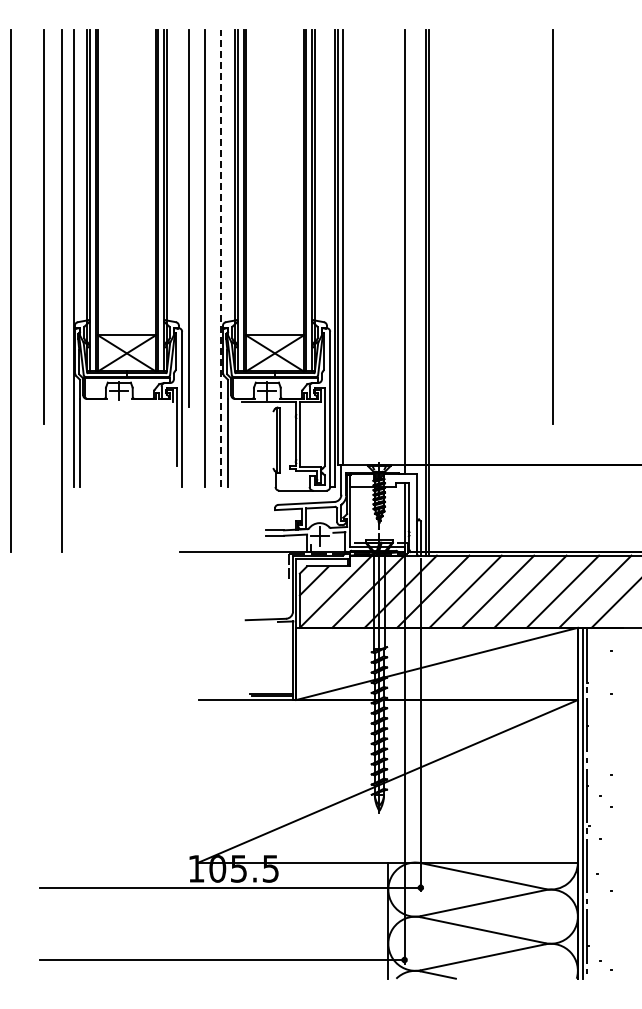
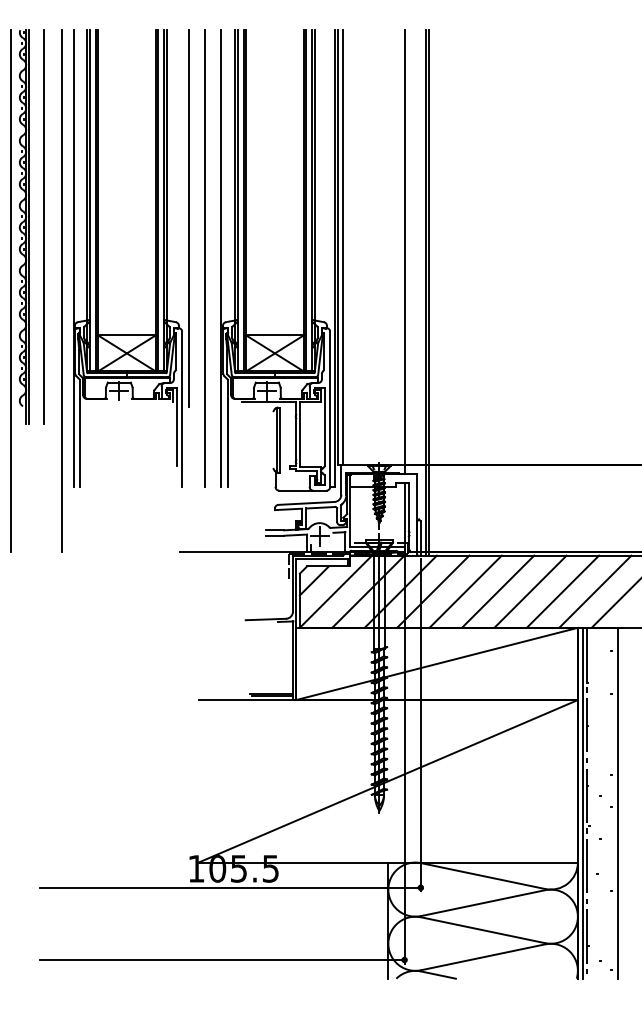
part: none -> present (24, 226)
line: present -> none (552, 226)
line: dashed -> solid (221, 258)
line: none -> present (617, 802)
